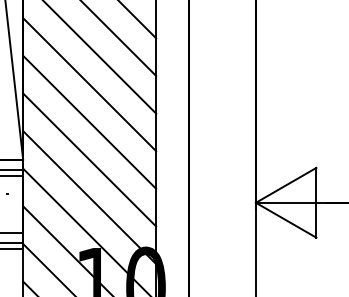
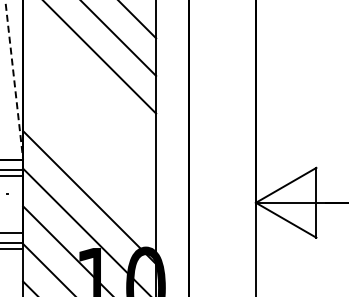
line: solid -> dashed (14, 80)
line: present -> none (89, 84)
line: present -> none (89, 121)
line: present -> none (89, 159)
